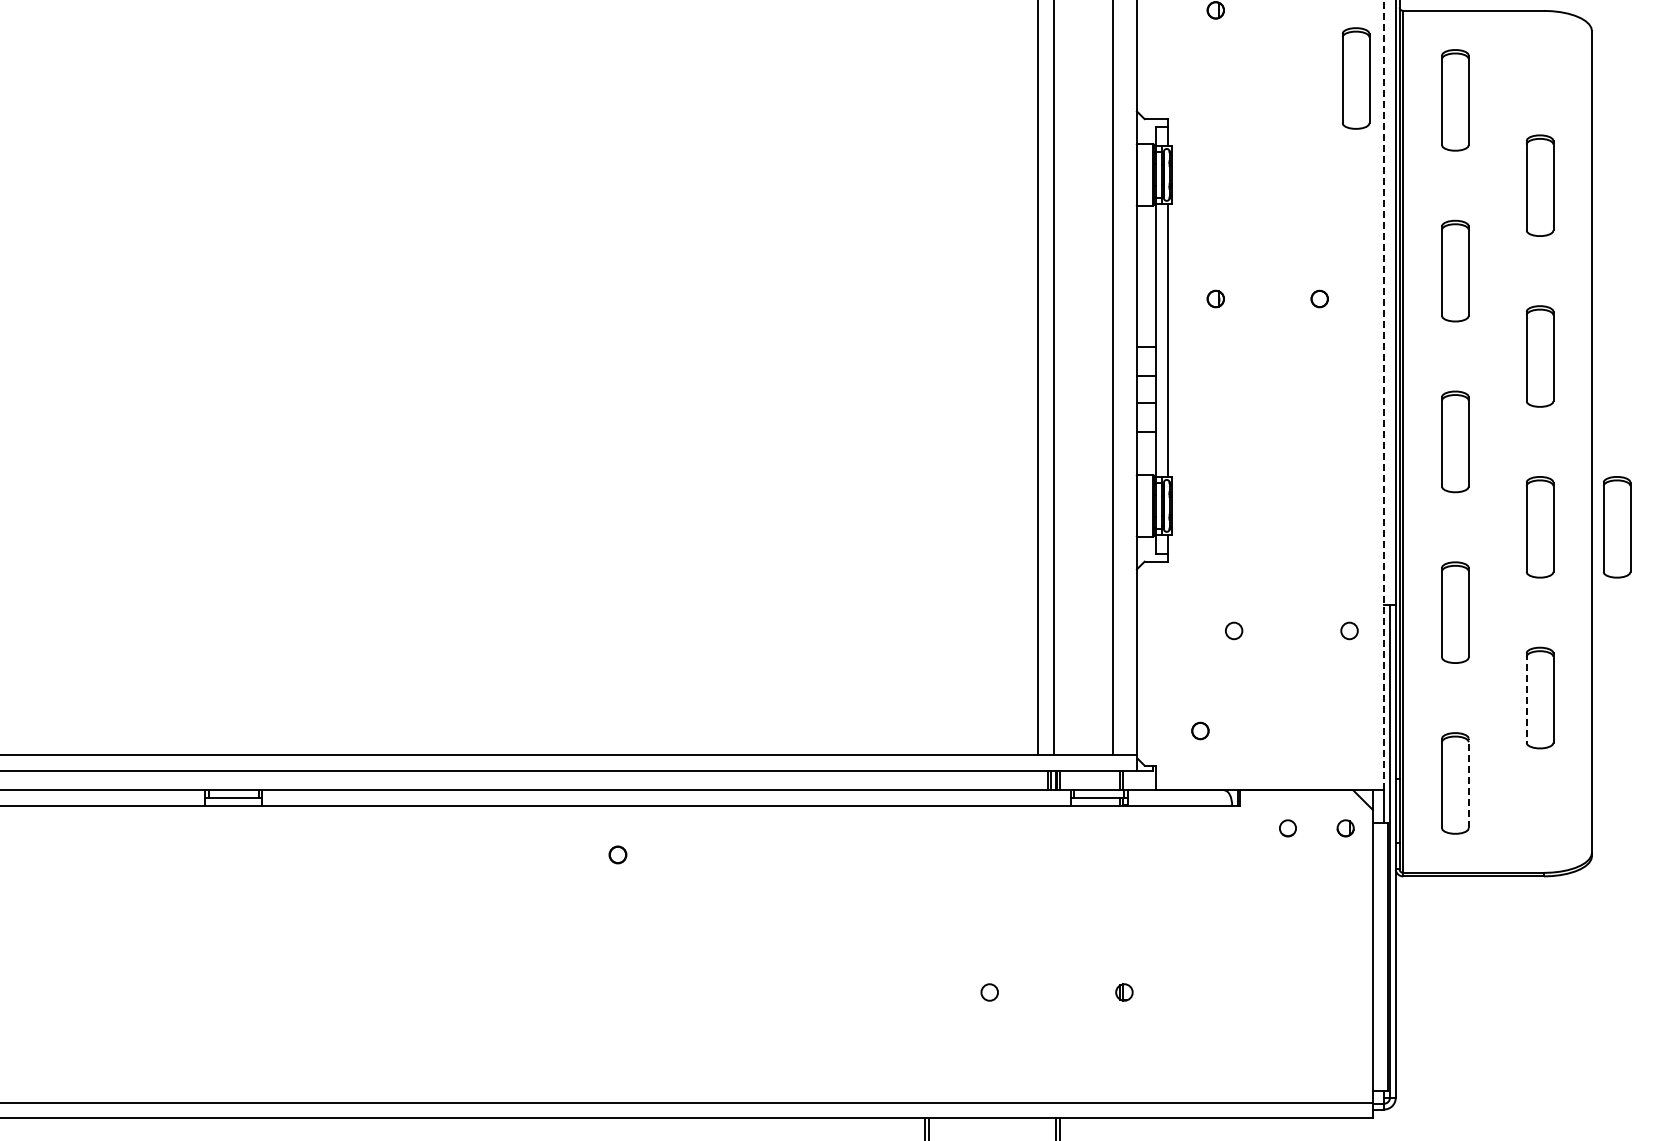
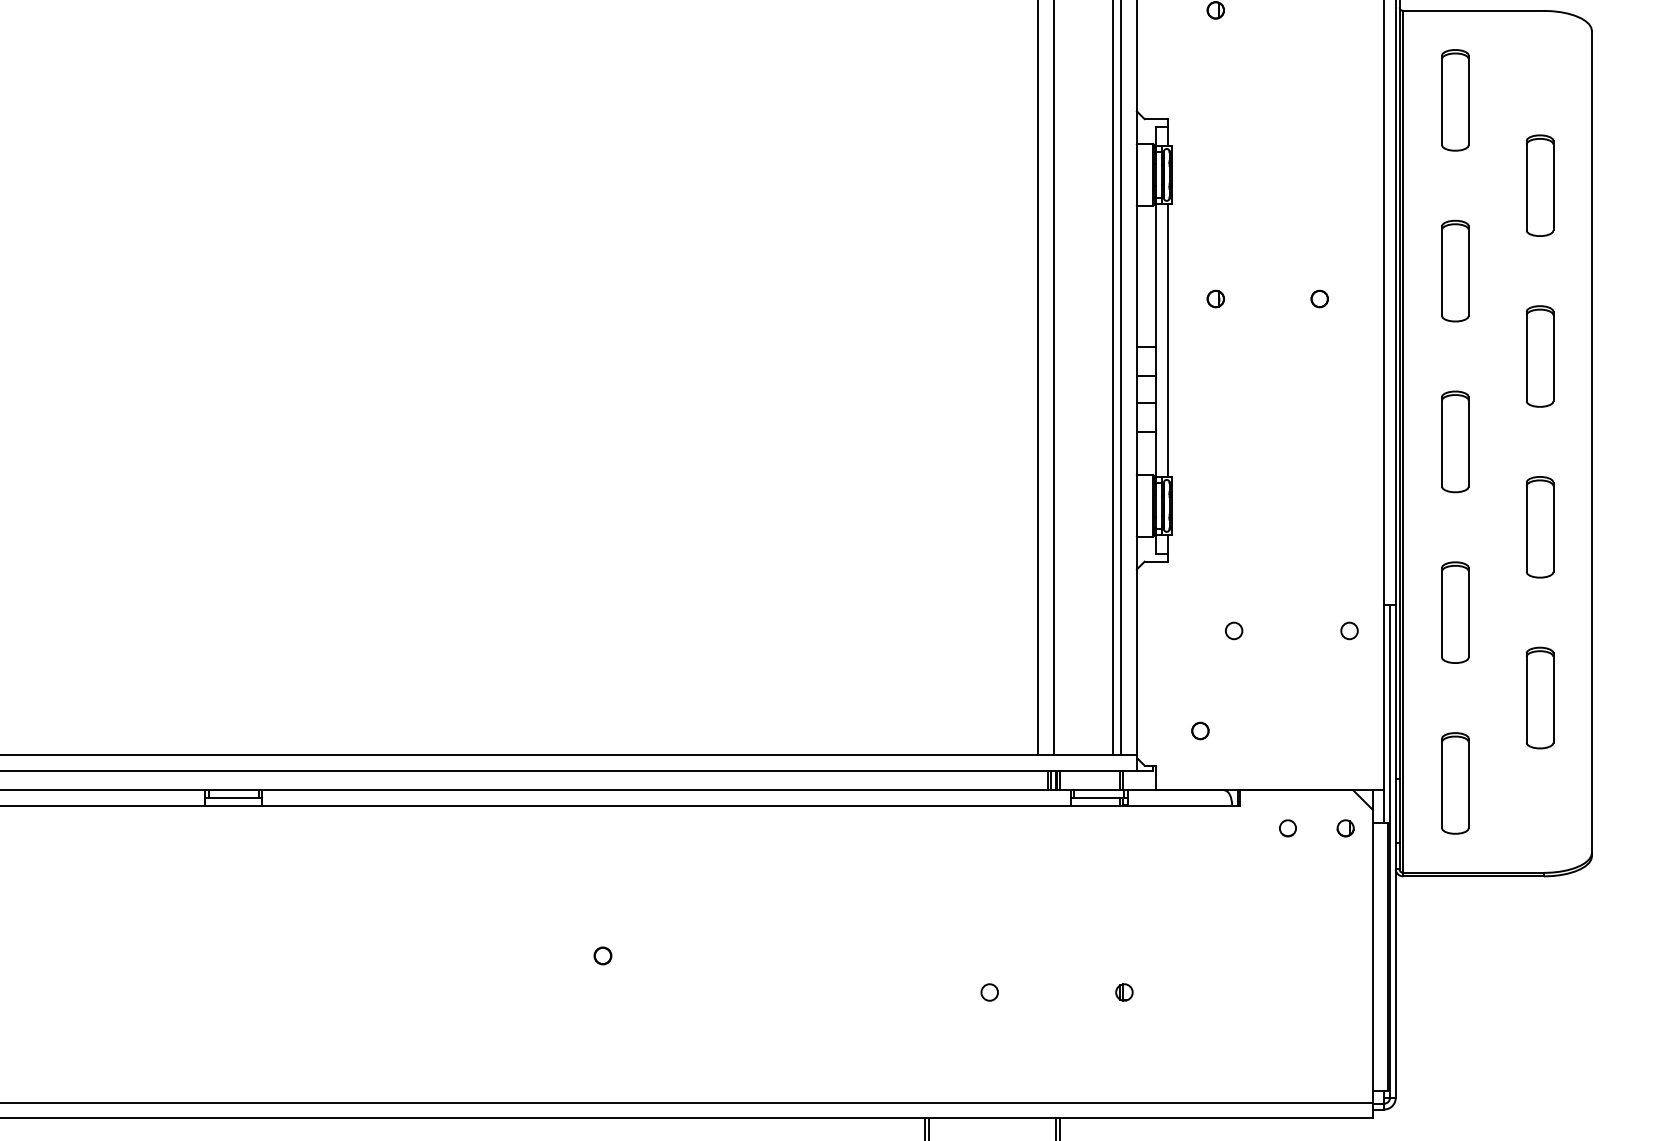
part: present -> none (1356, 78)
line: none -> present (1121, 378)
line: dashed -> solid (1384, 394)
part: present -> none (1617, 527)
line: dashed -> solid (1526, 698)
line: dashed -> solid (1468, 783)
part position: (617, 854) -> (602, 955) (602, 955)
